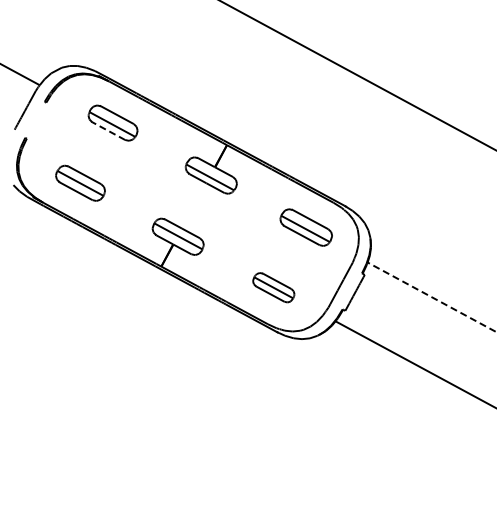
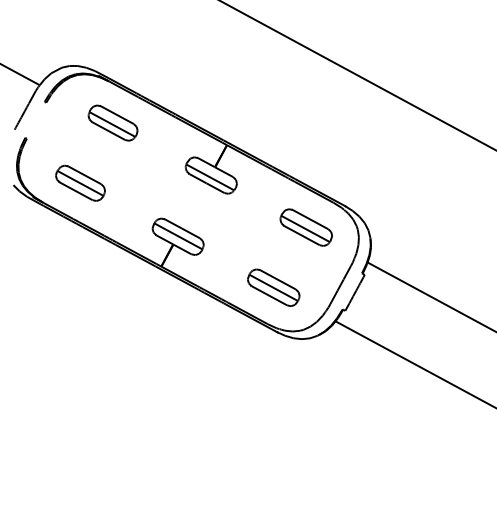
line: dashed -> solid (108, 131)
part size: 44x32 px -> 54x39 px (273, 287)
line: dashed -> solid (431, 297)
